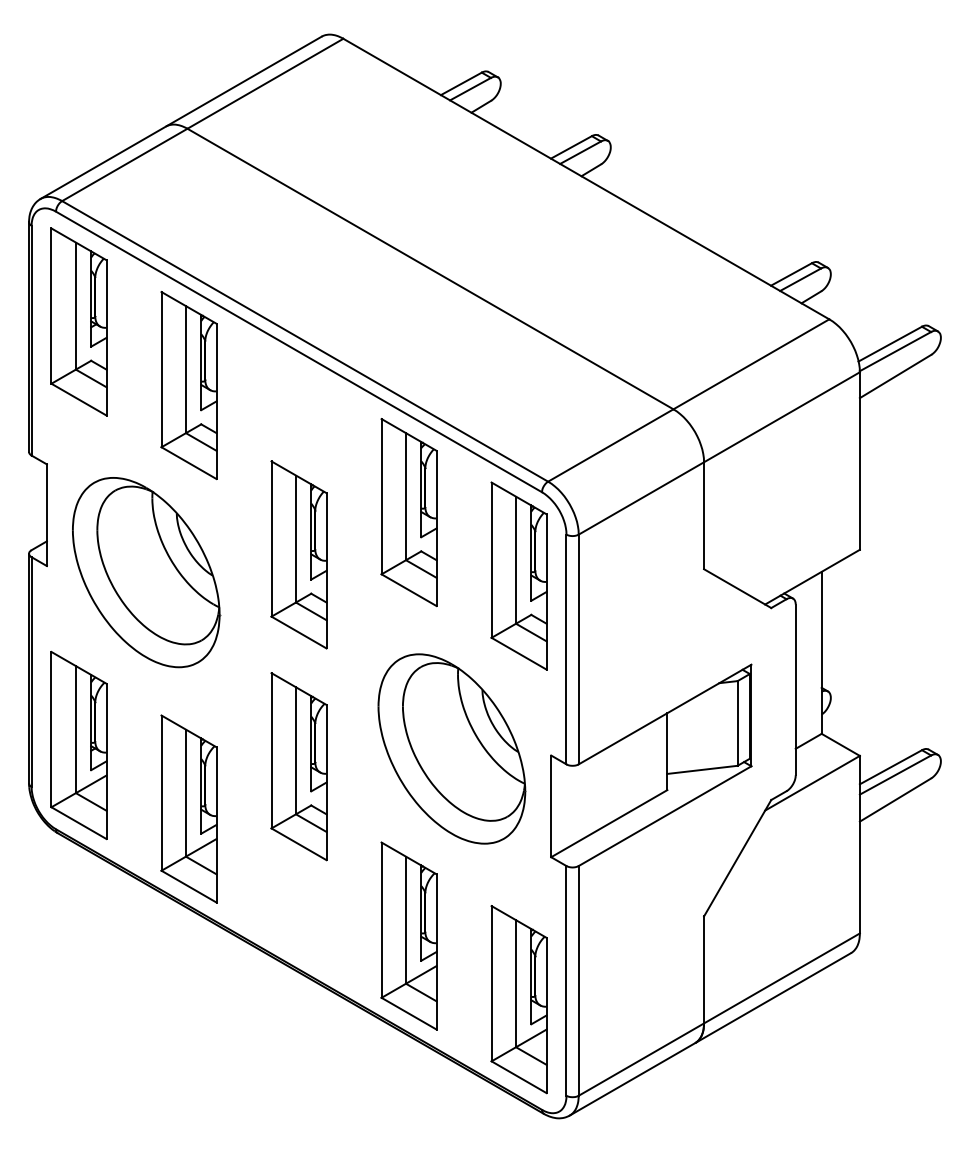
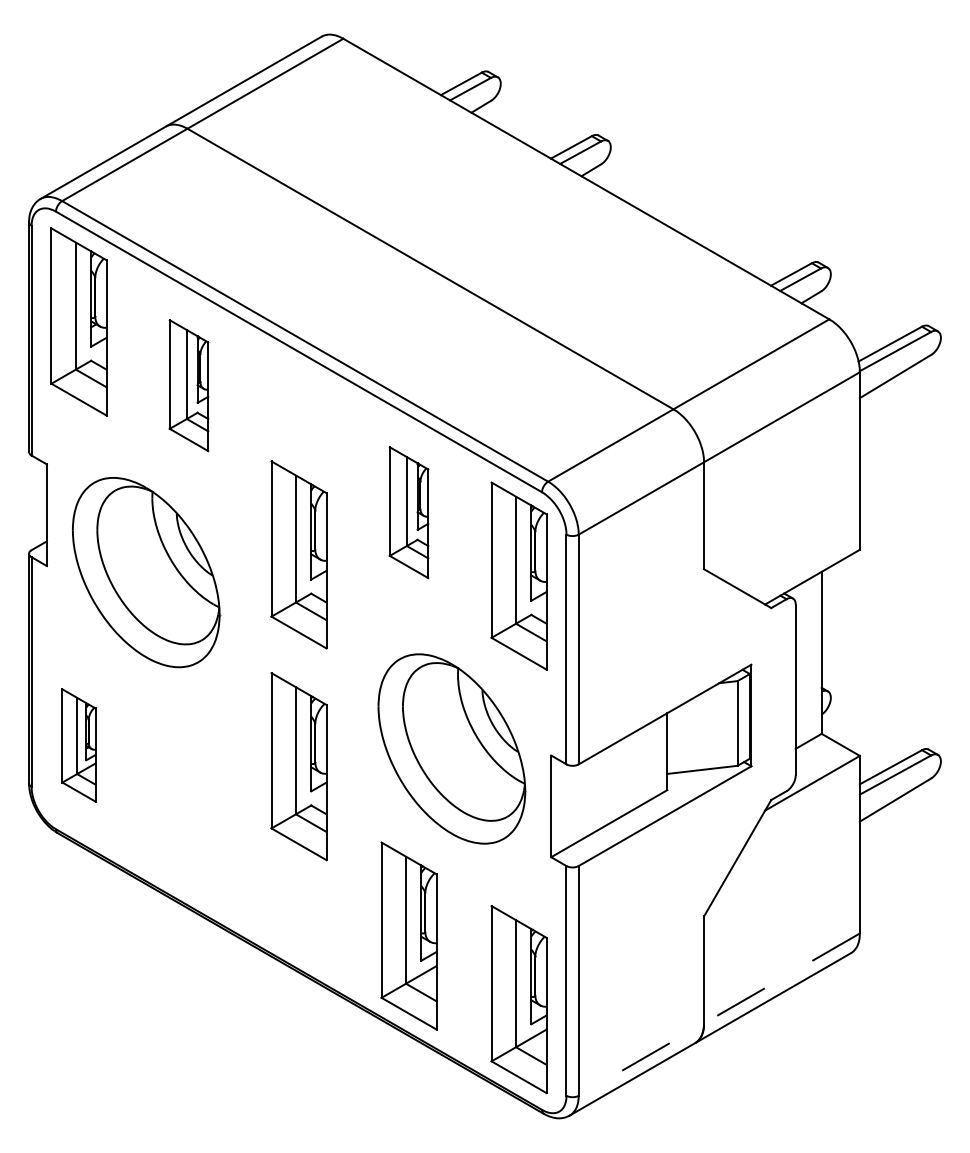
part size: 58x190 px -> 42x134 px (188, 385)
part size: 58x190 px -> 42x134 px (408, 512)
part size: 58x191 px -> 36x115 px (78, 745)
part: present -> none (188, 808)
line: solid -> dashed (718, 1014)
